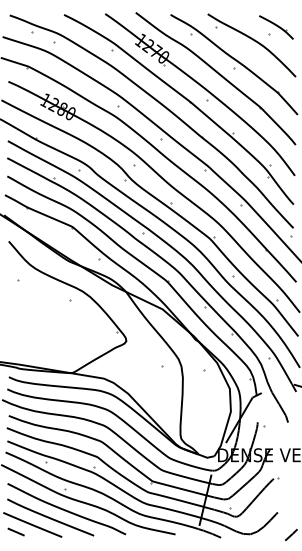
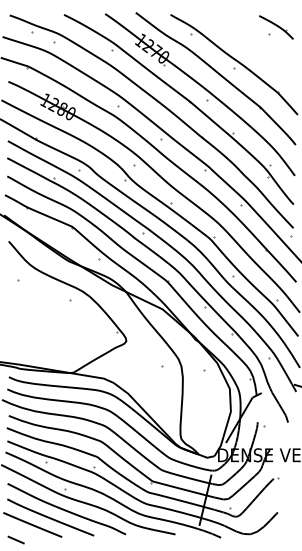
part: present -> none (251, 45)
line position: (15, 531) -> (15, 539) (15, 539)
line: present -> none (291, 534)
